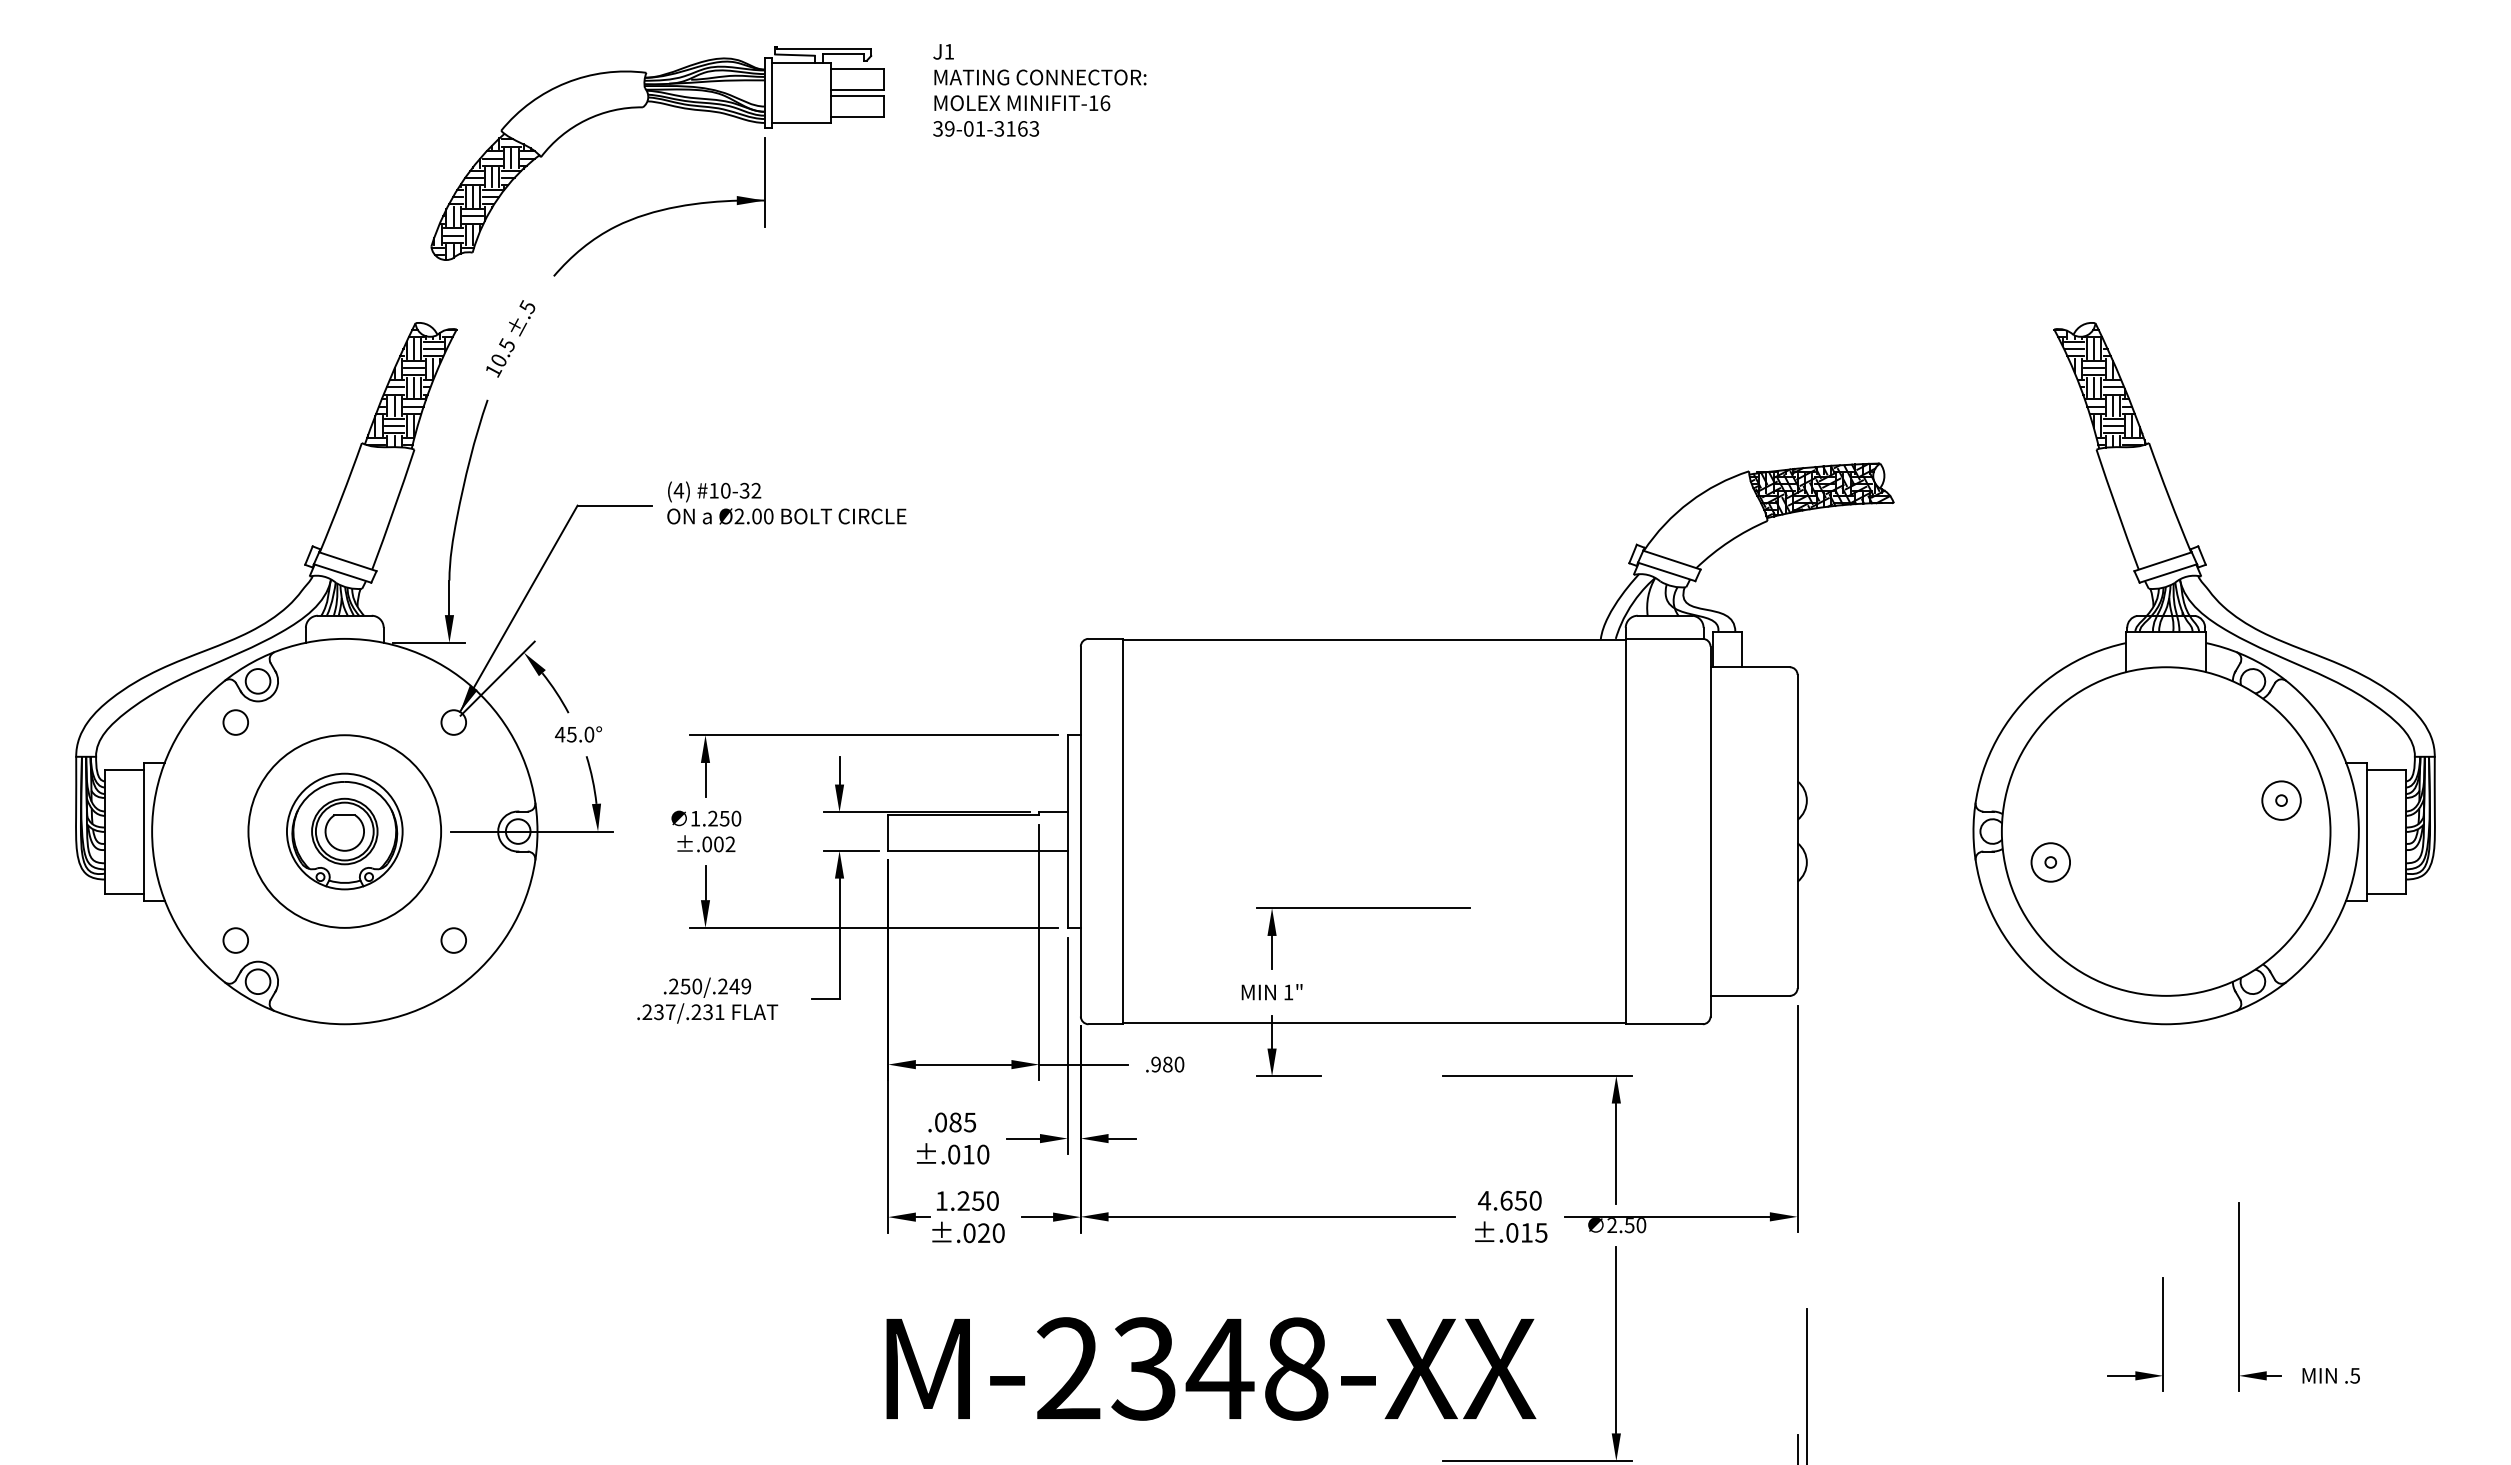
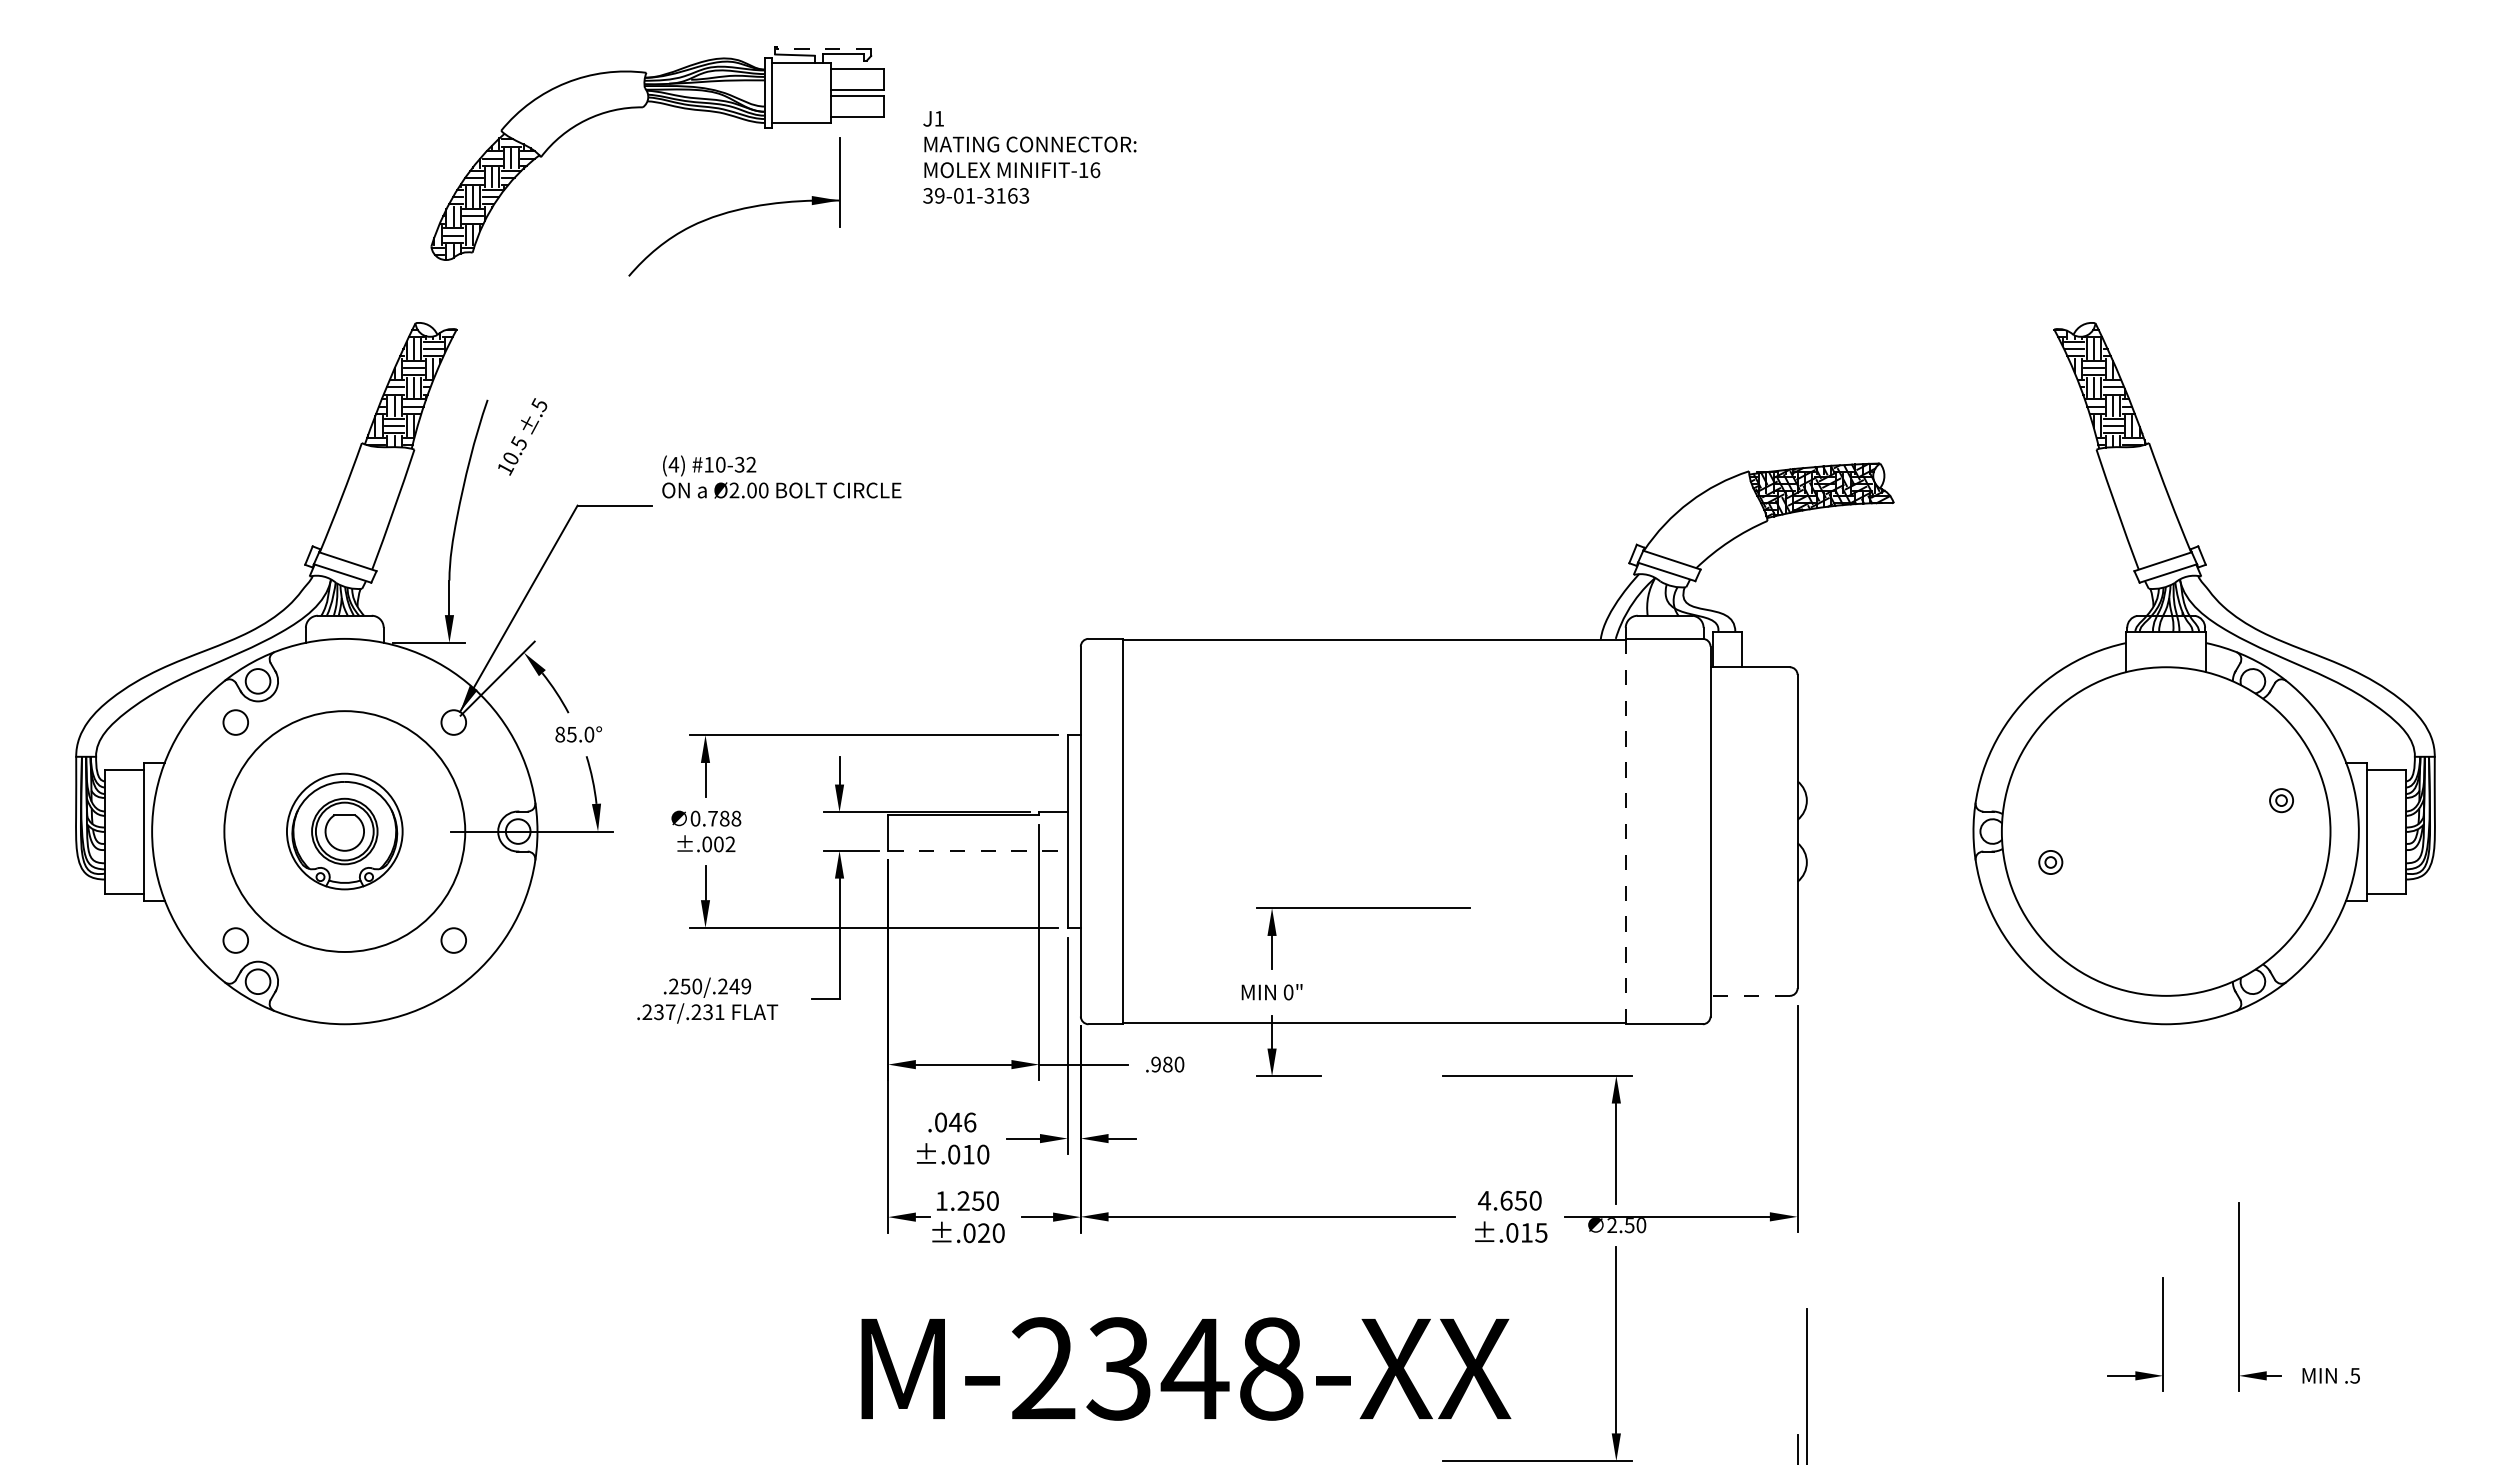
line: solid -> dashed (823, 48)
text position: (1039, 90) -> (1029, 157) (1029, 157)
part position: (659, 206) -> (734, 206) (734, 206)
text position: (510, 338) -> (522, 436) (522, 436)
text position: (786, 502) -> (781, 476) (781, 476)
text: 45.0° -> 85.0° (559, 734)
circle diameter: 39 px -> 23 px (2281, 800)
text: 1.250 -> 0.788 (715, 818)
circle diameter: 193 px -> 241 px (344, 831)
line: solid -> dashed (1625, 831)
line: solid -> dashed (977, 850)
circle diameter: 39 px -> 23 px (2050, 862)
text: 1" -> 0" (1288, 992)
line: solid -> dashed (1750, 995)
text: .085 -> .046 (962, 1122)
text position: (1211, 1368) -> (1186, 1368) (1186, 1368)
